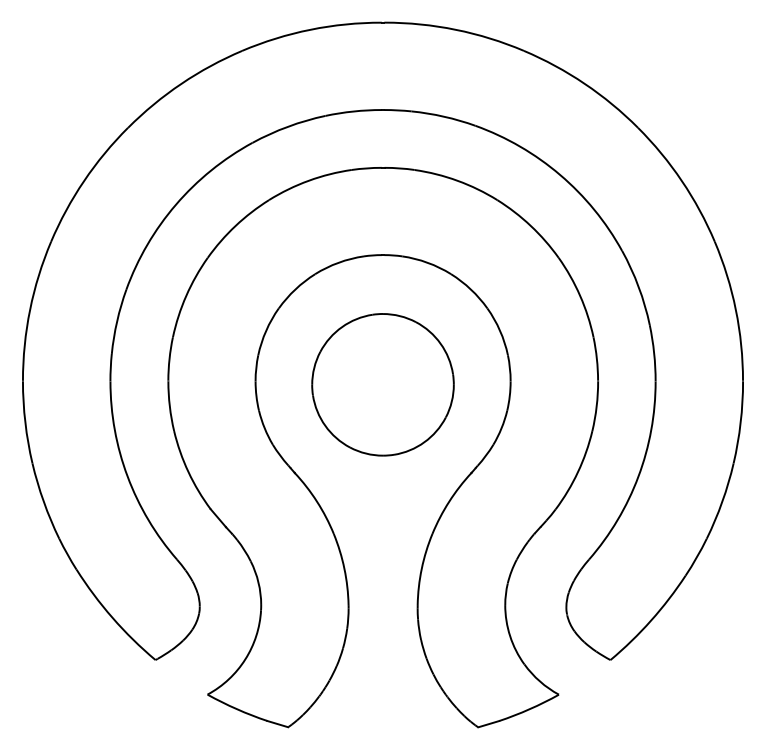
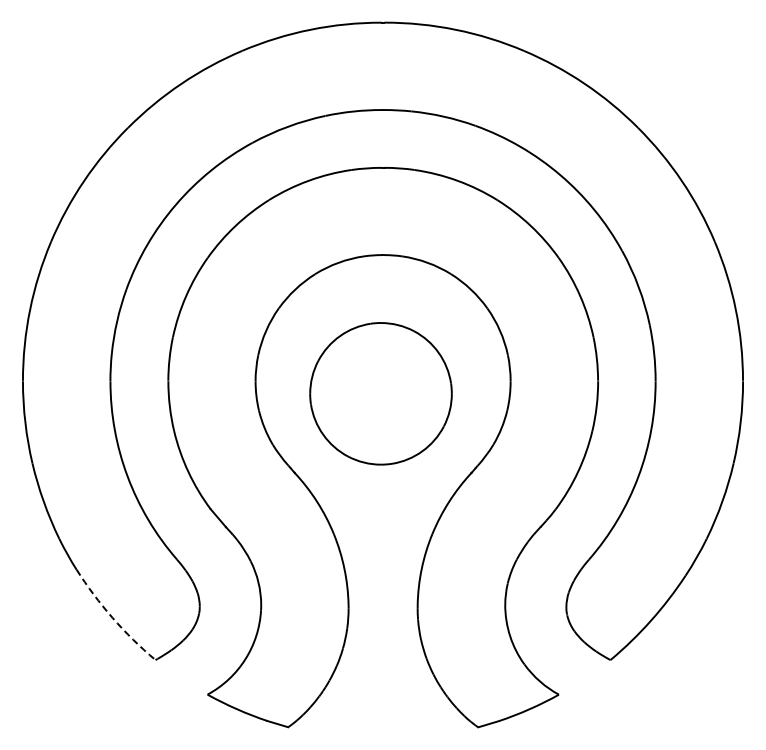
part position: (382, 384) -> (380, 393) (380, 393)
arc: solid -> dashed (112, 617)
